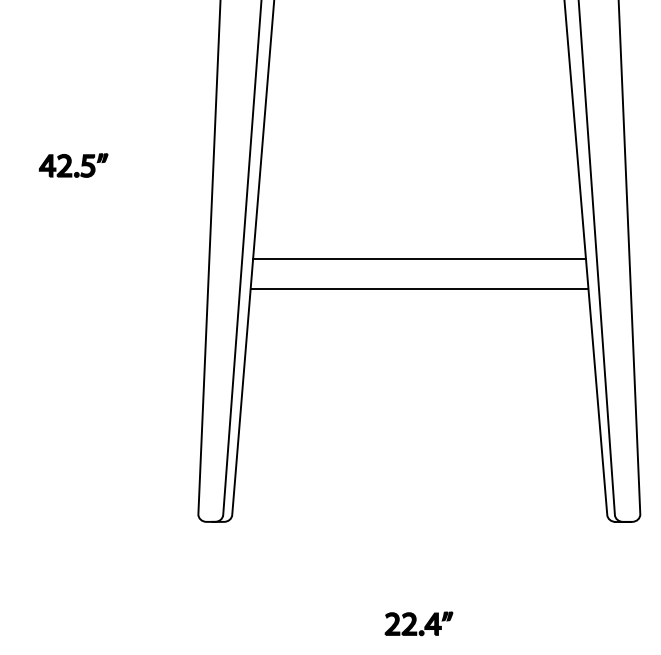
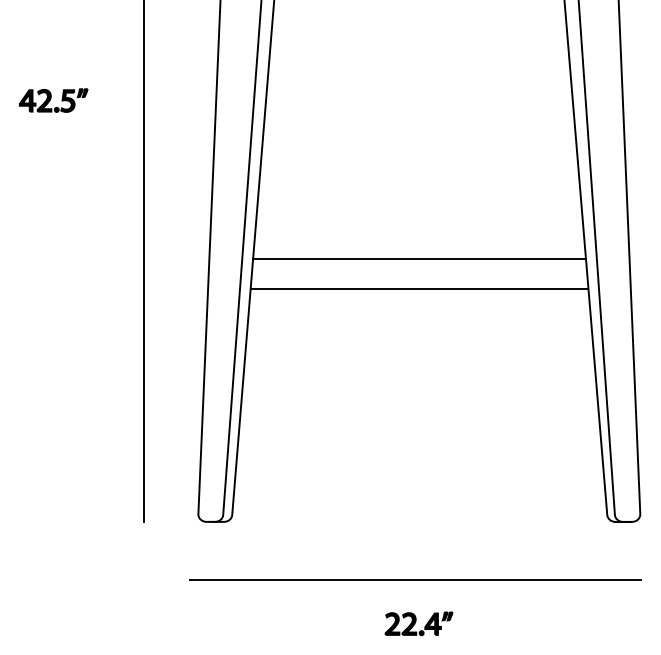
part position: (73, 165) -> (53, 100) (53, 100)
line: none -> present (143, 261)
line: none -> present (415, 579)
